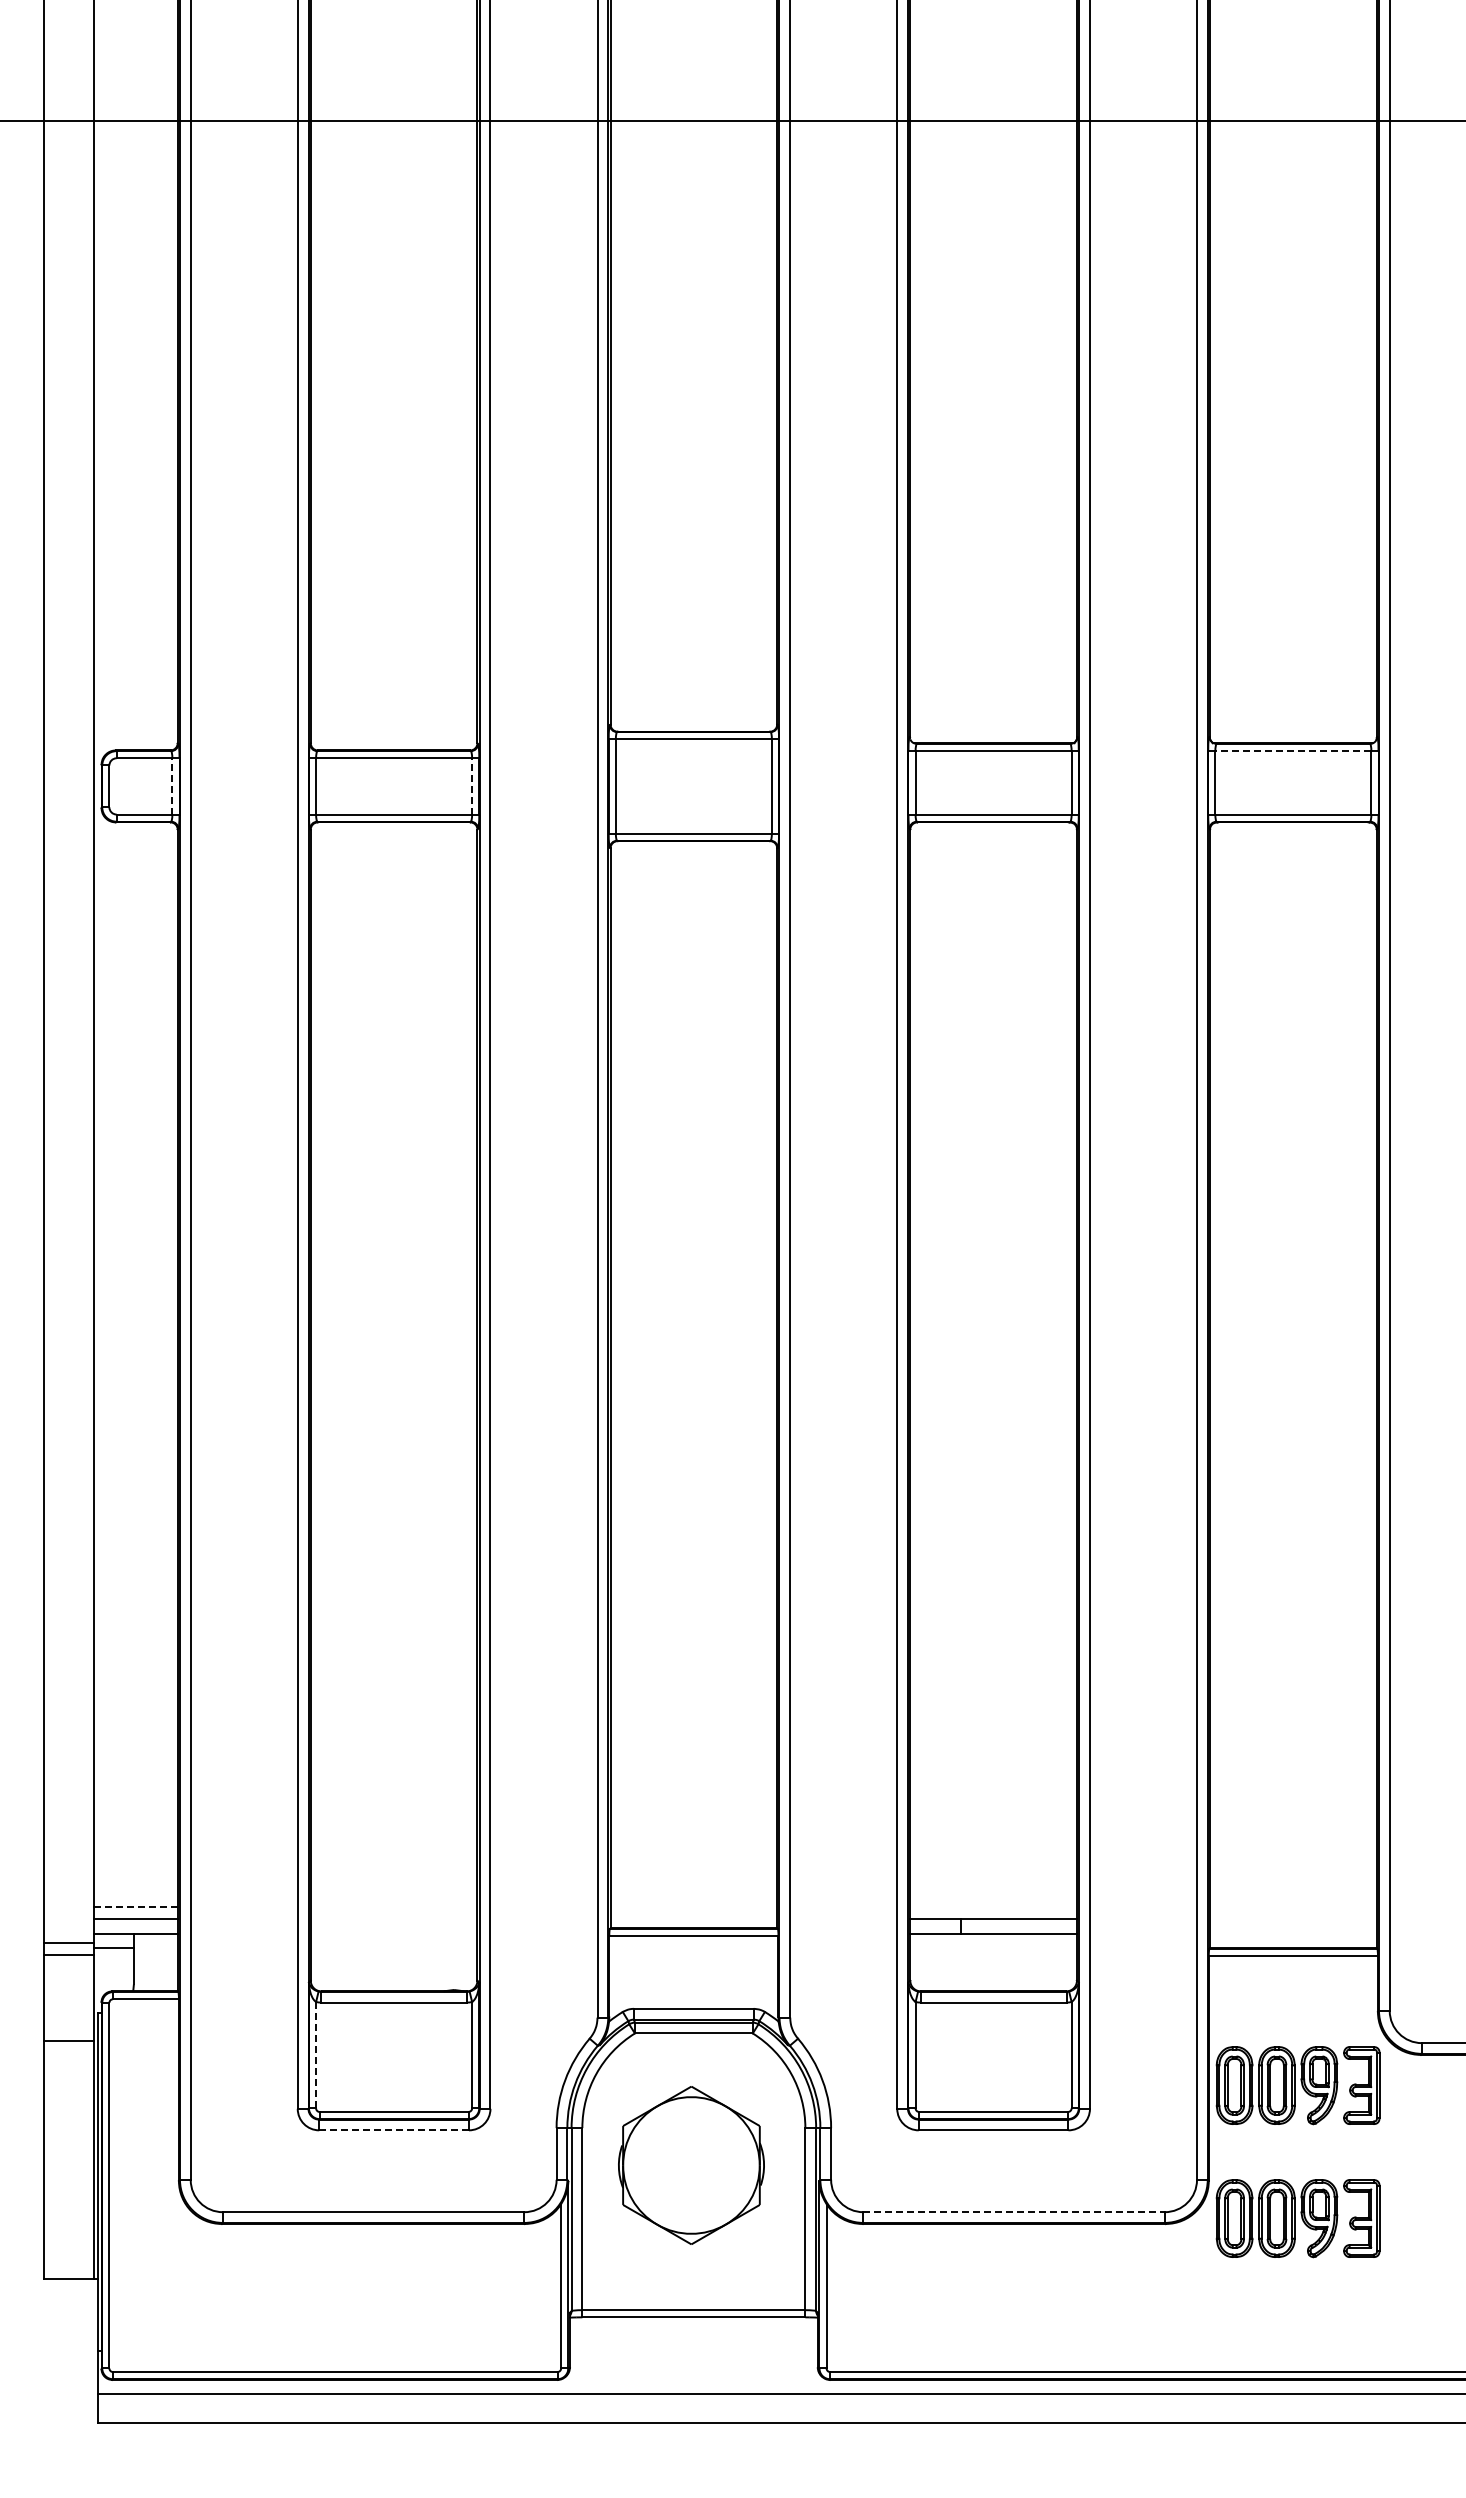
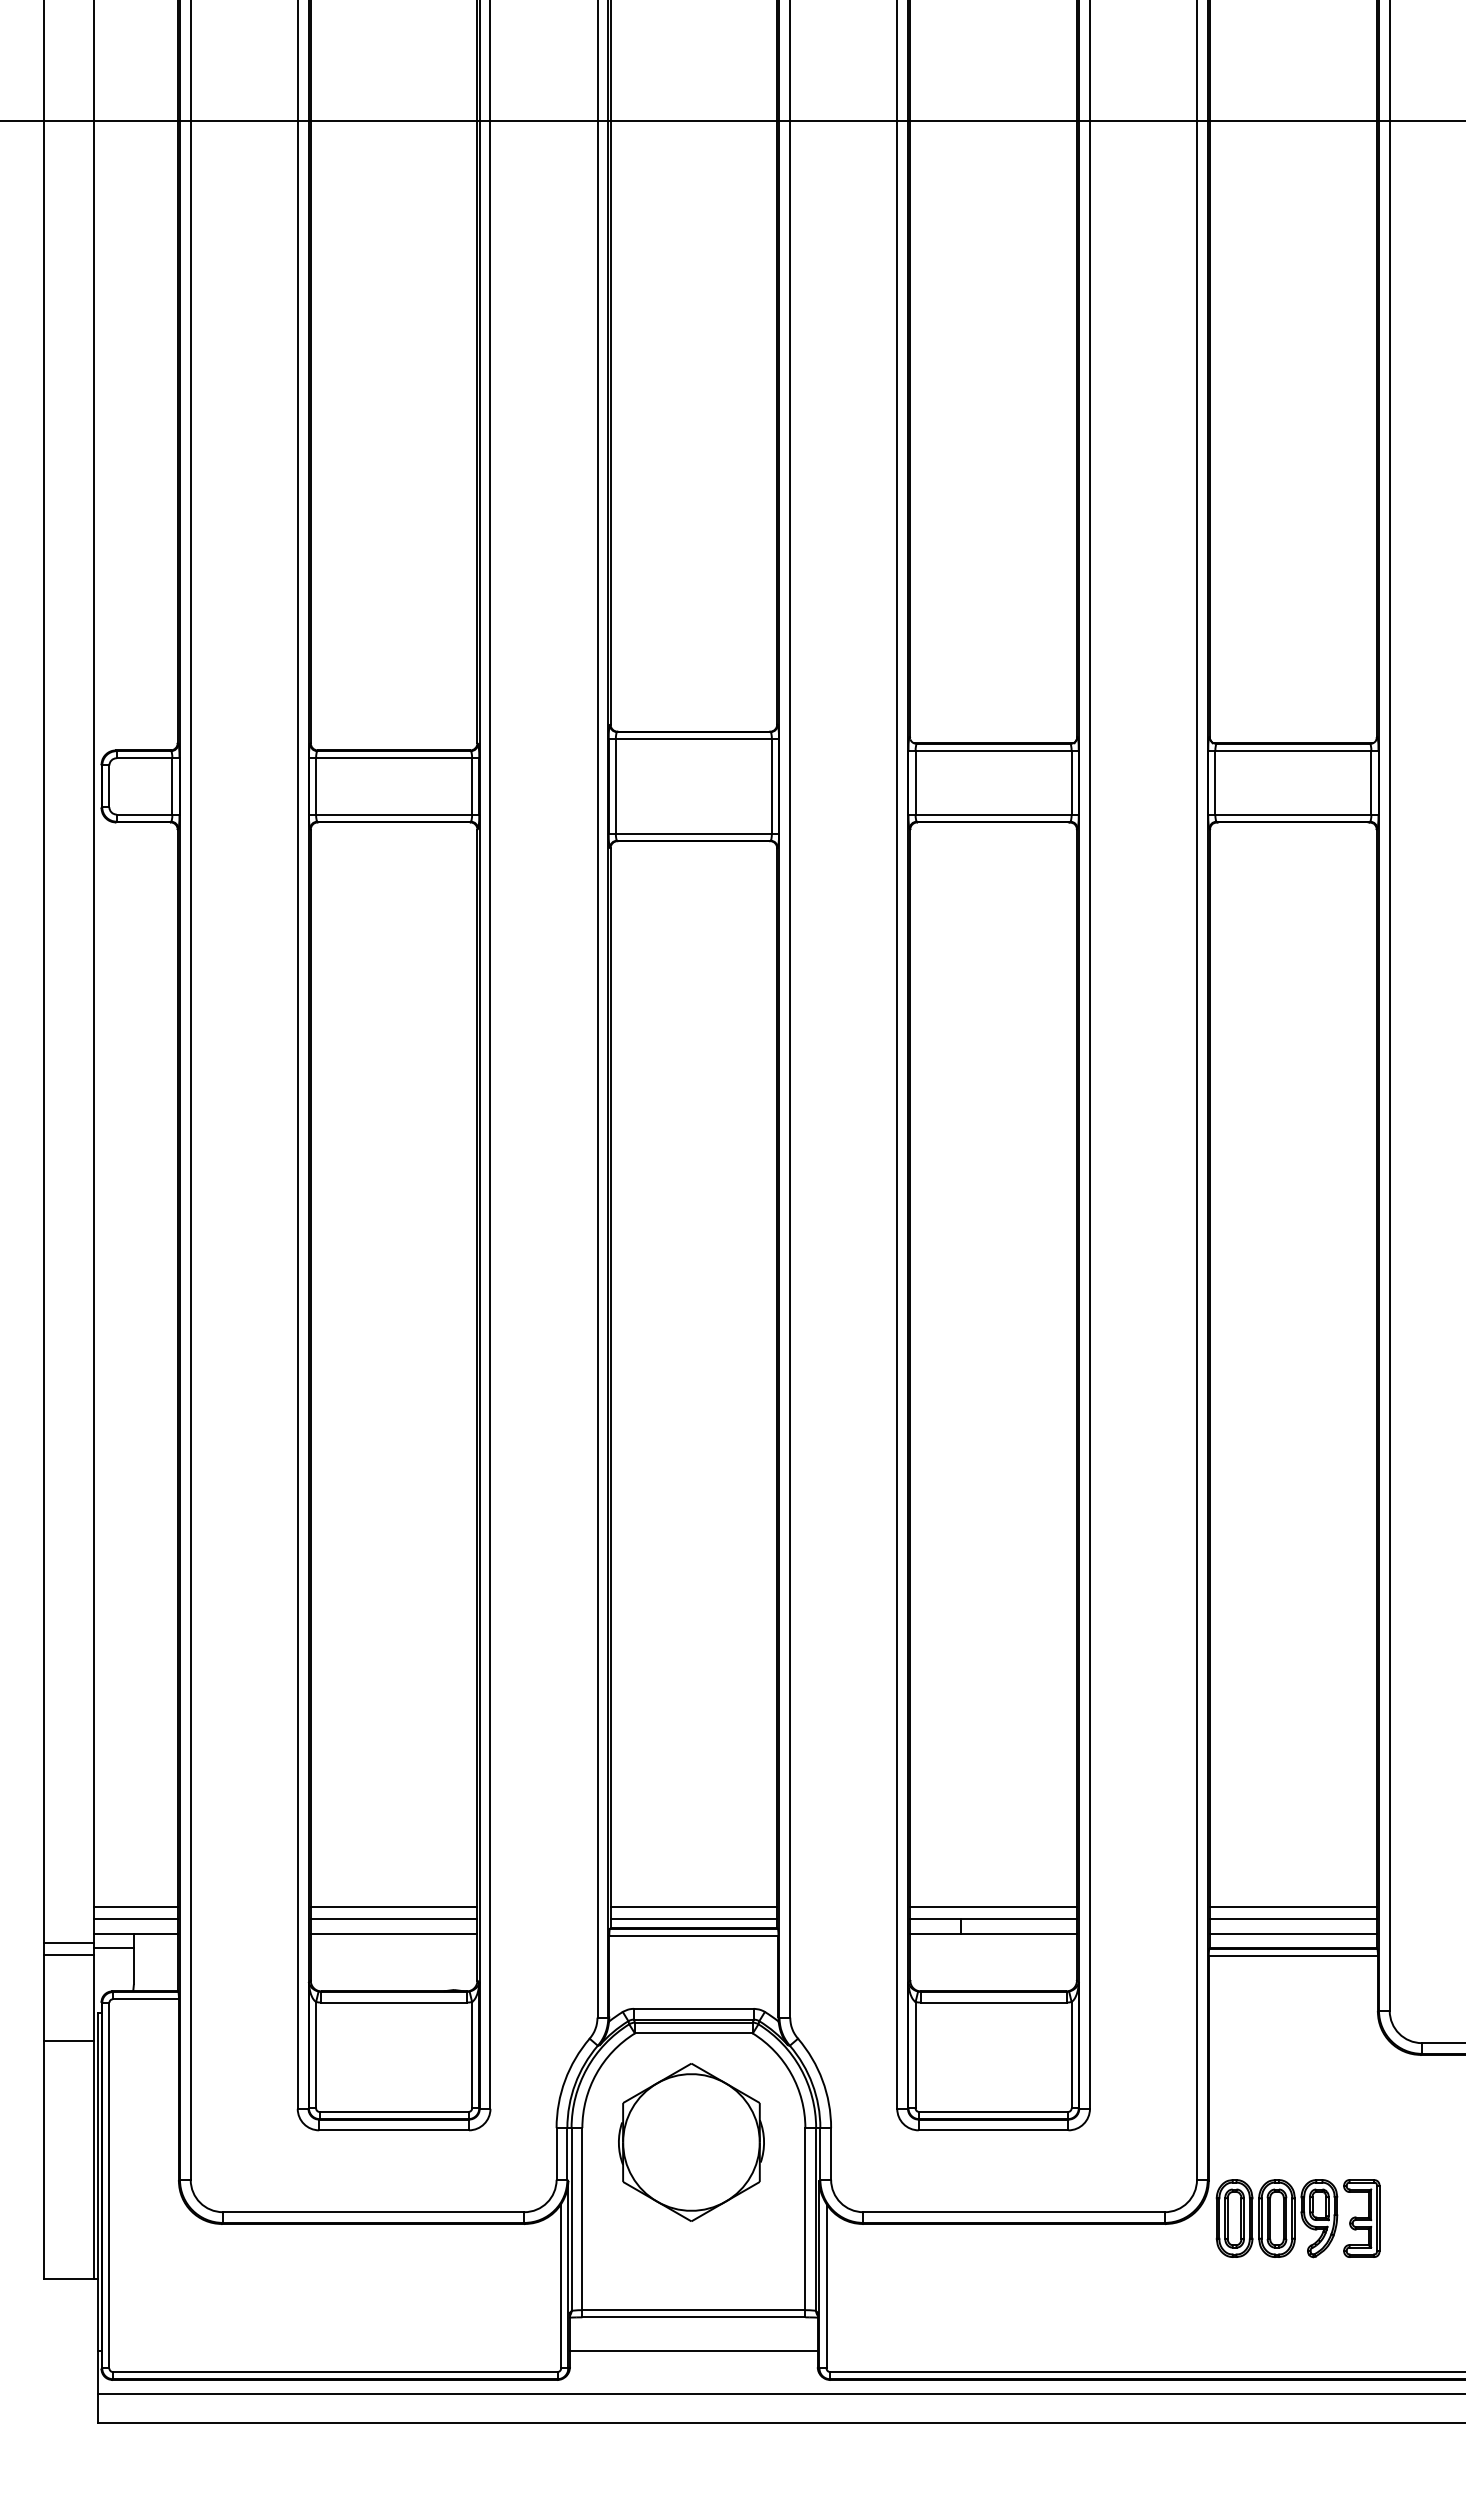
line: dashed -> solid (1293, 751)
line: dashed -> solid (172, 785)
line: dashed -> solid (472, 785)
line: dashed -> solid (136, 1906)
line: none -> present (393, 1906)
line: none -> present (693, 1906)
line: none -> present (993, 1906)
line: none -> present (1293, 1906)
line: none -> present (693, 1918)
line: none -> present (393, 1919)
line: none -> present (1293, 1919)
line: none -> present (393, 1933)
line: none -> present (1293, 1933)
line: dashed -> solid (316, 2055)
part: present -> none (1297, 2085)
line: dashed -> solid (394, 2130)
part position: (691, 2165) -> (691, 2142) (691, 2142)
line: dashed -> solid (1014, 2212)
line: none -> present (693, 2351)
